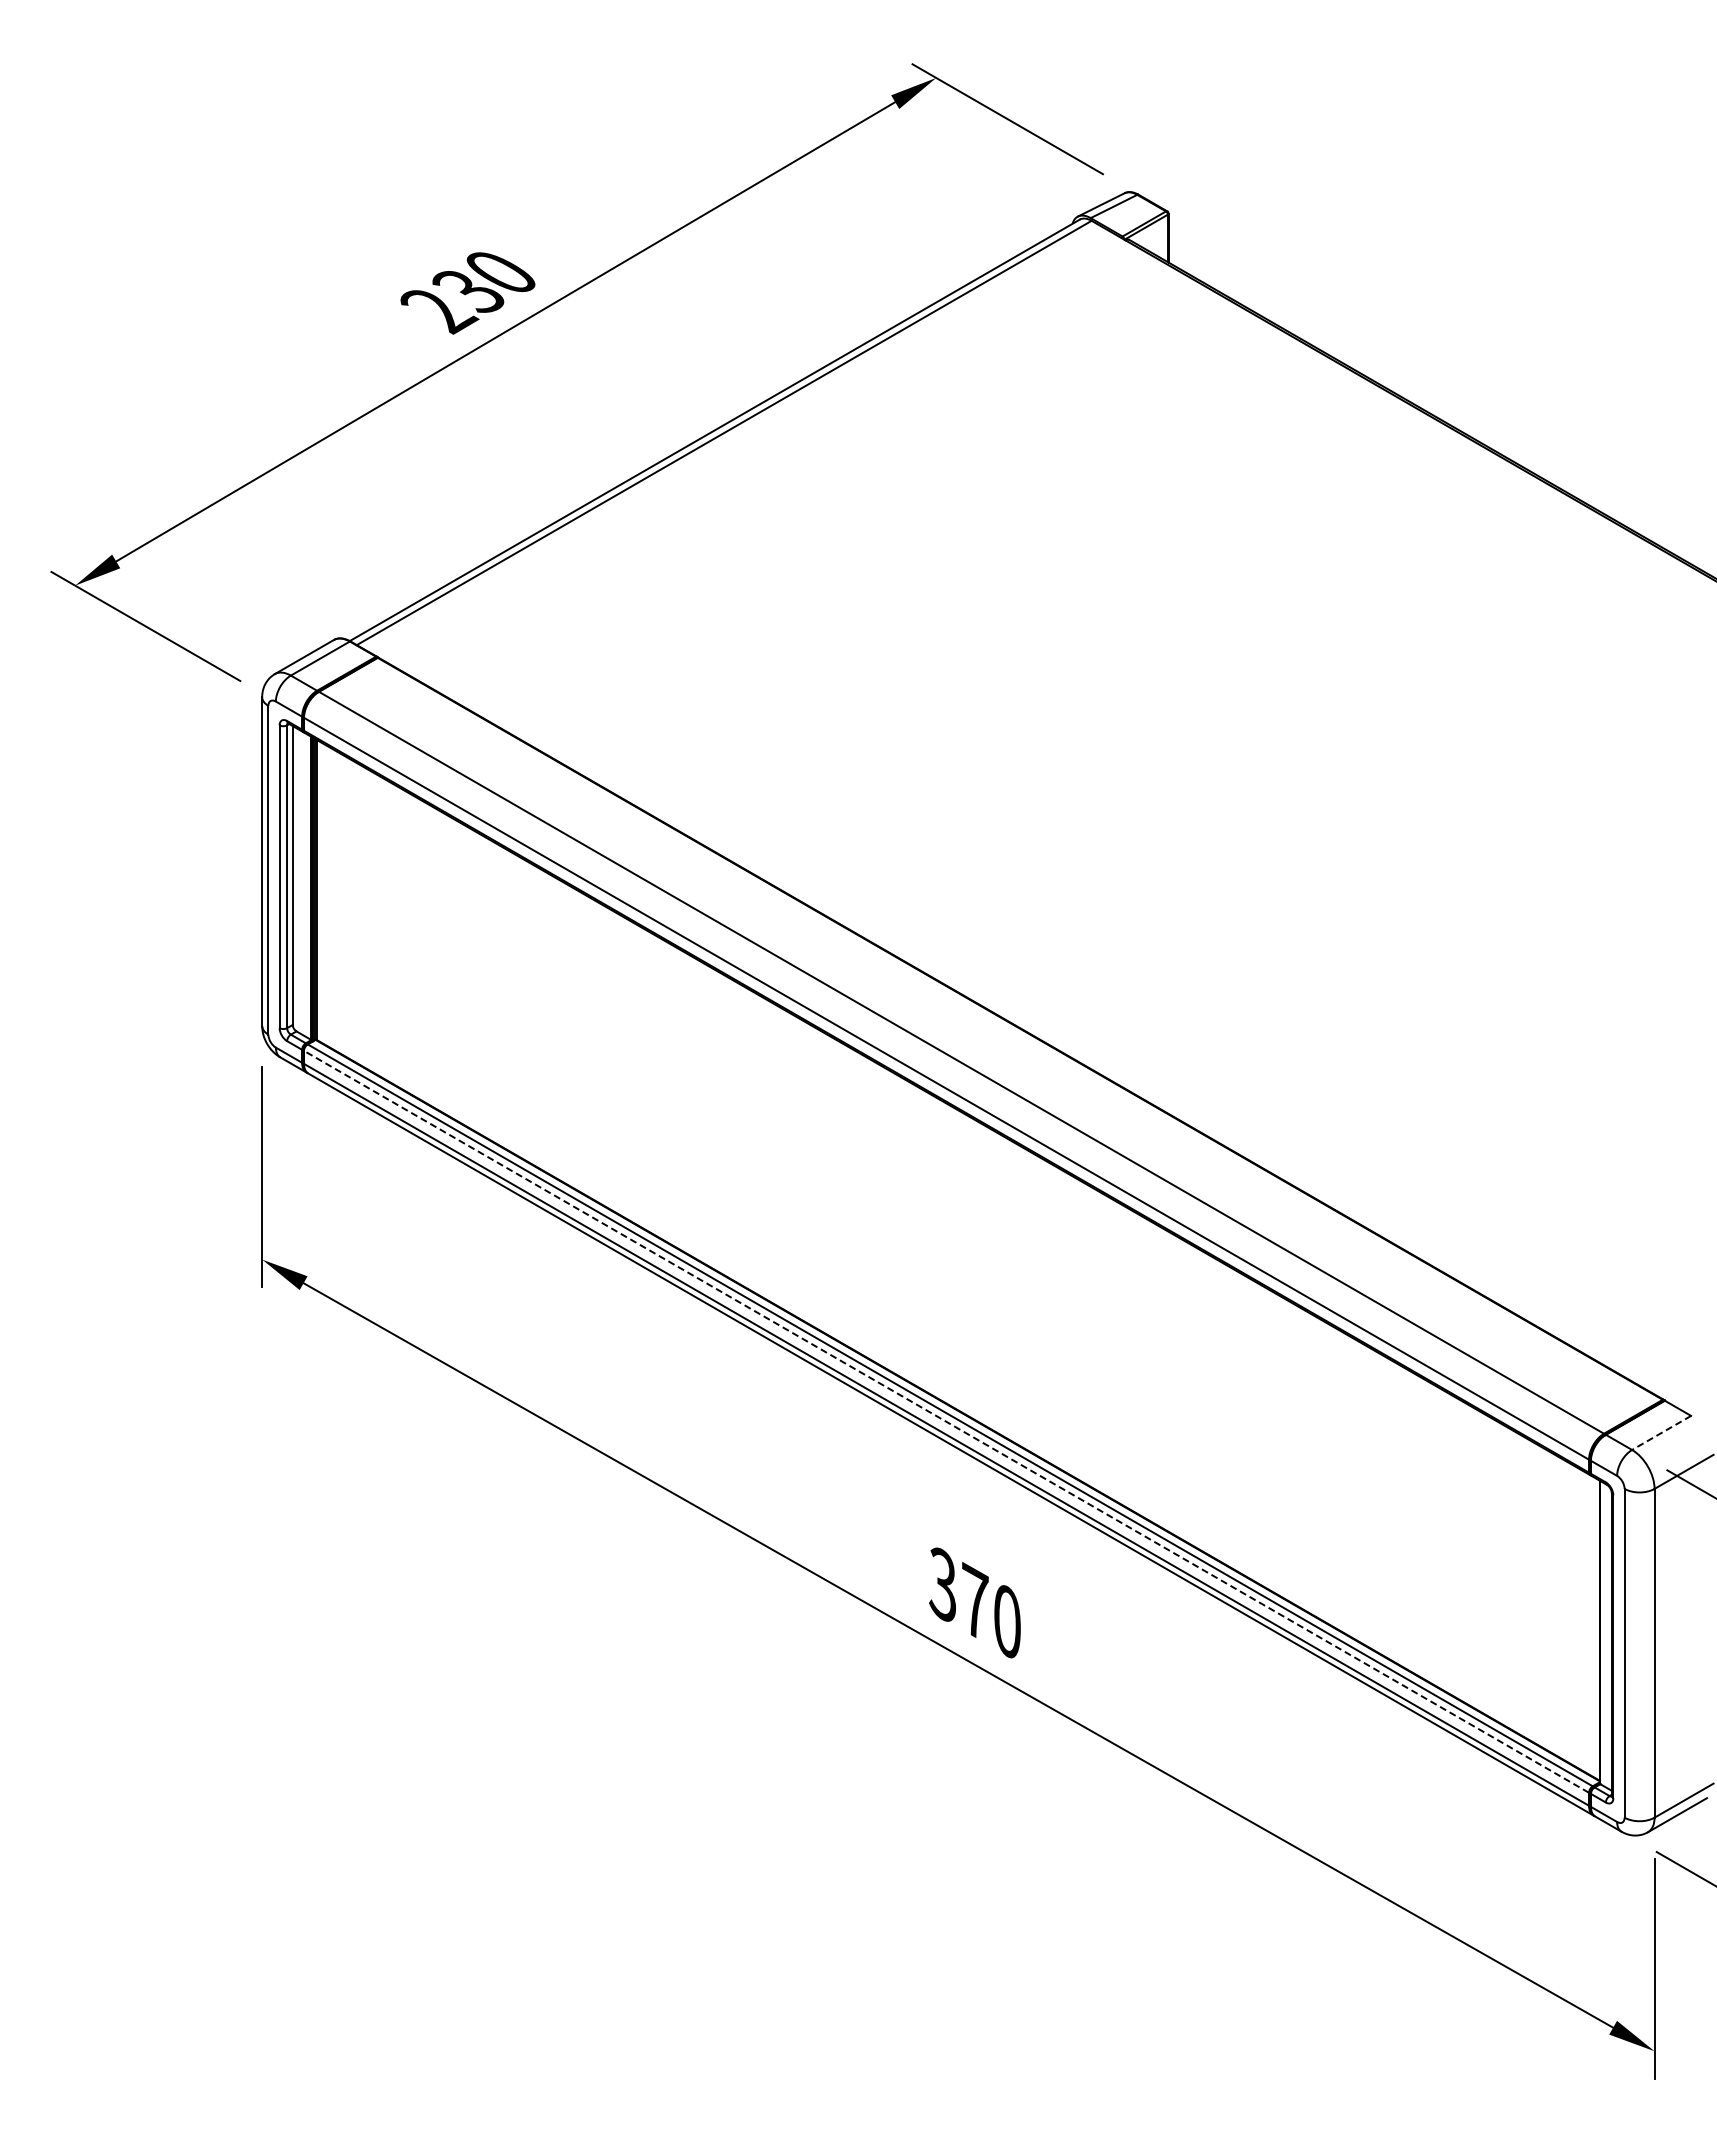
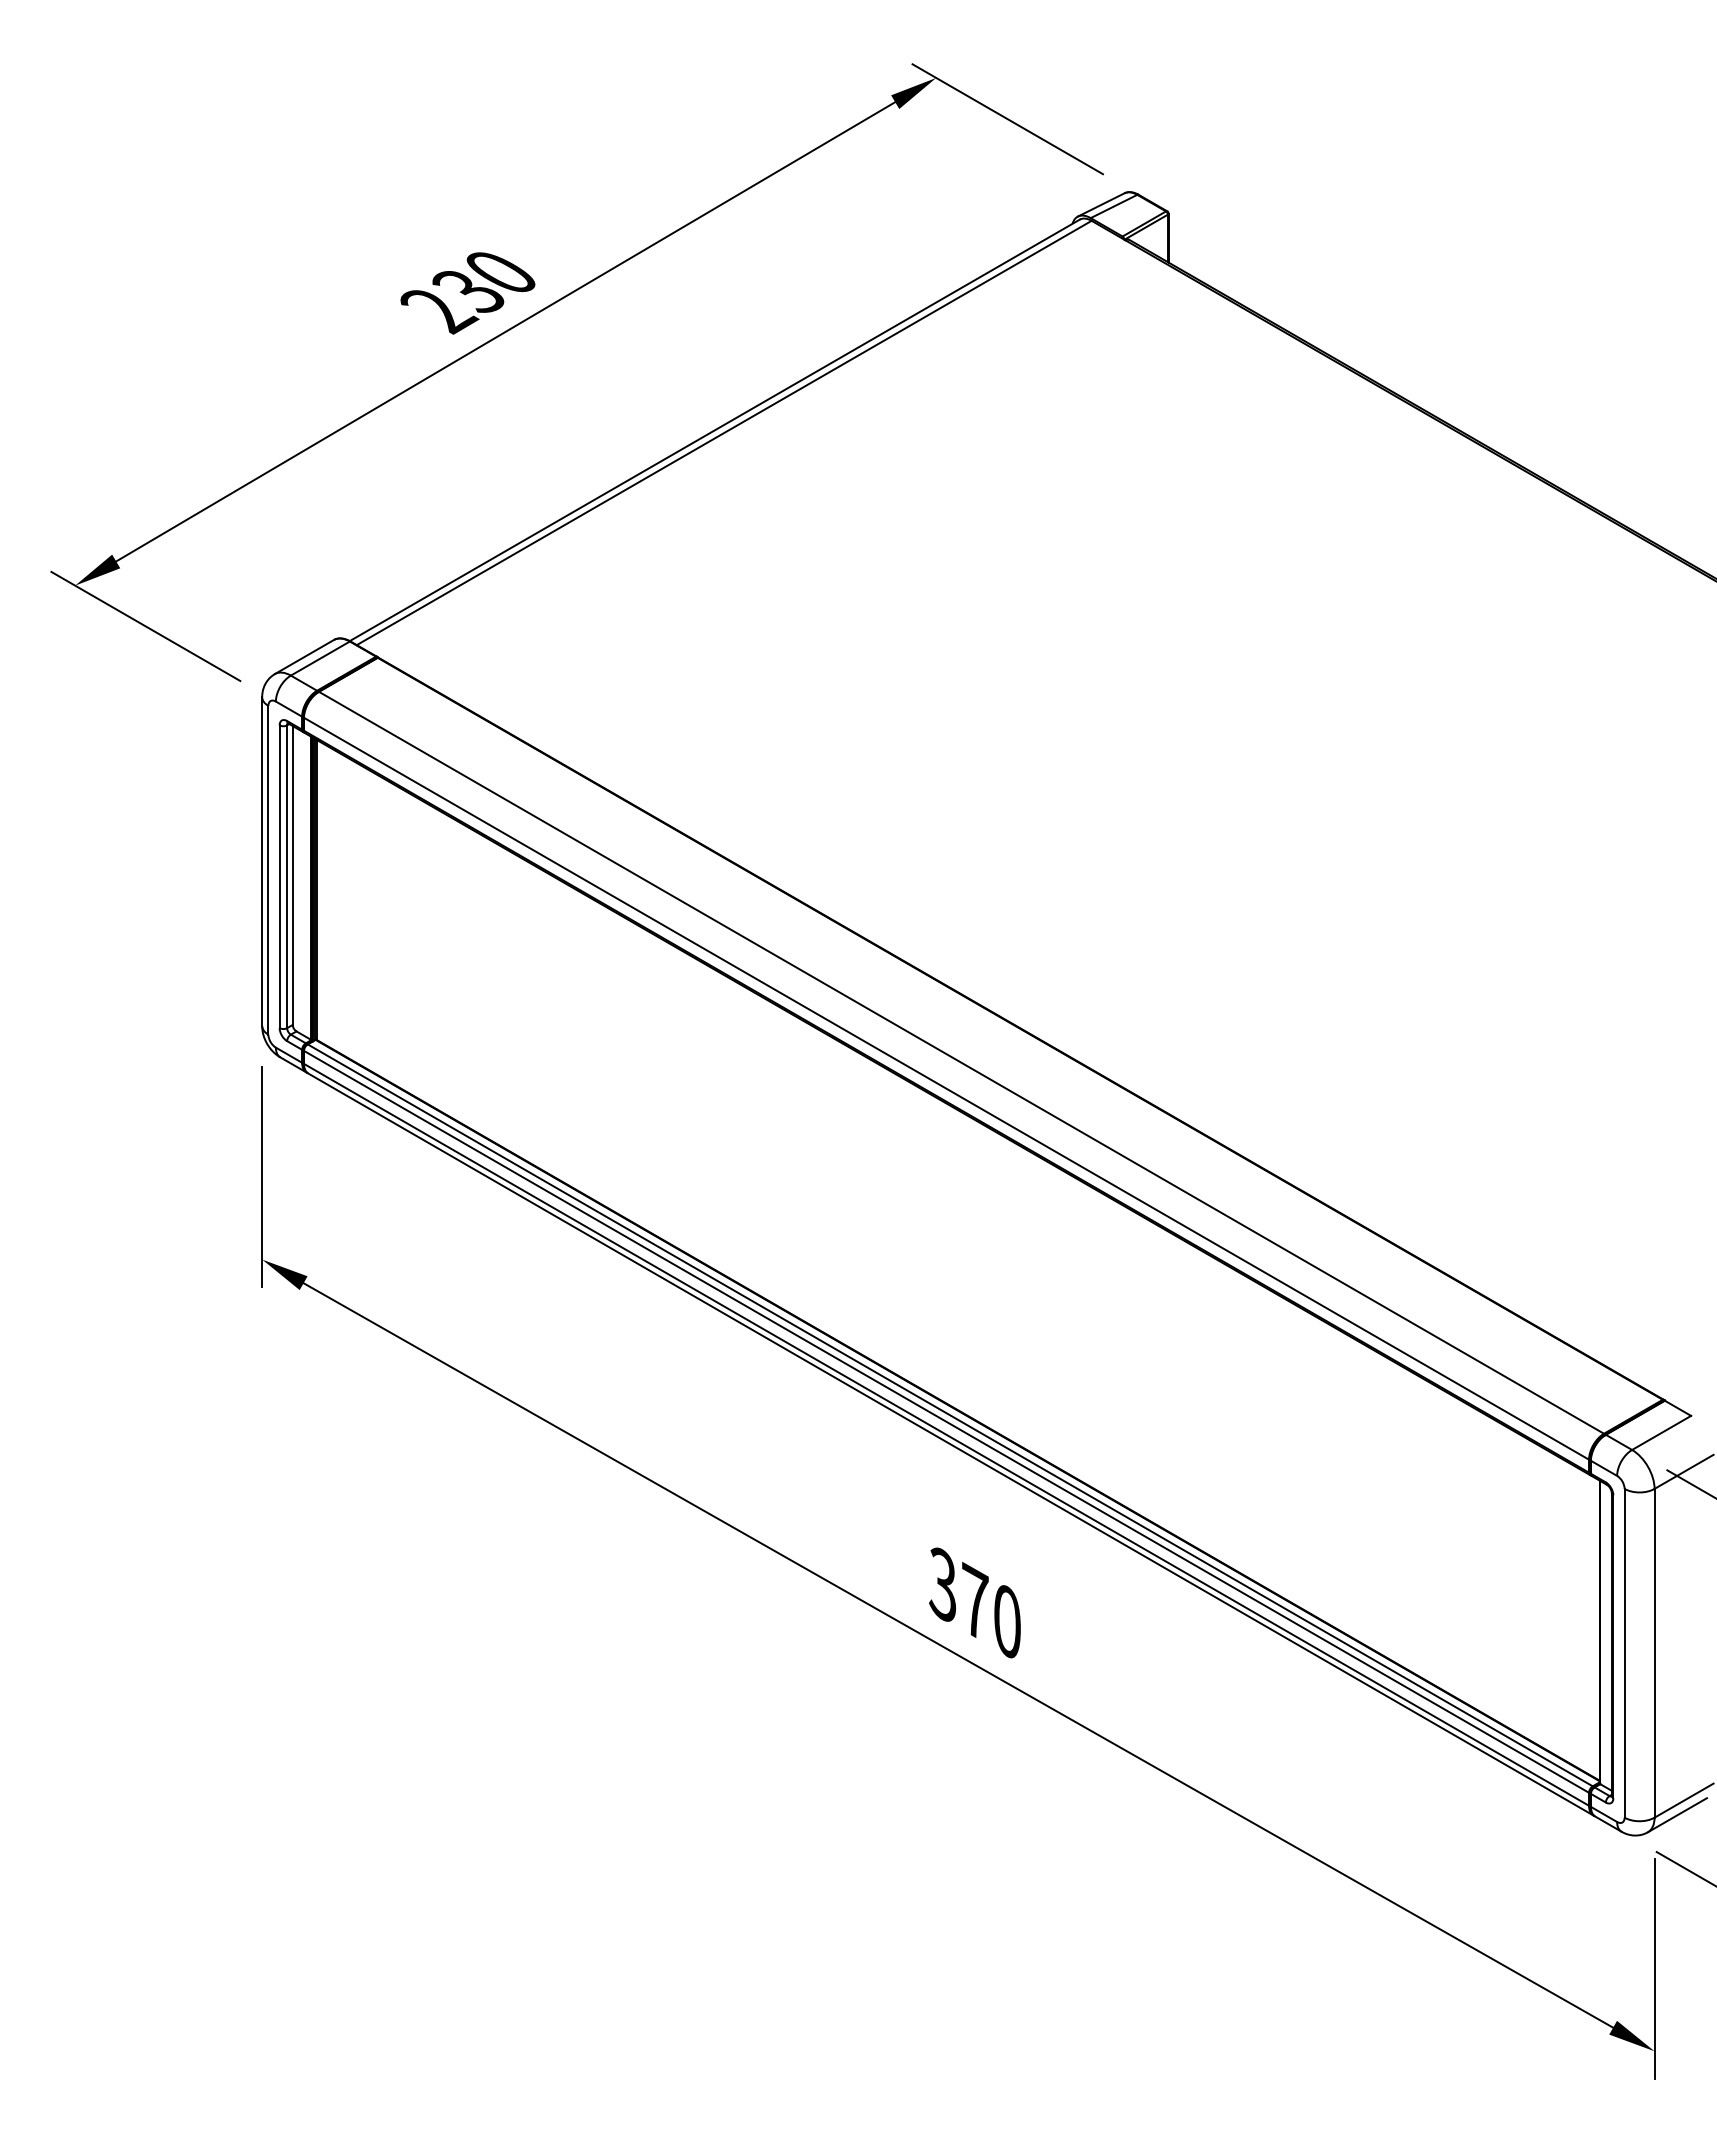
line: dashed -> solid (946, 1421)
line: dashed -> solid (1661, 1433)
